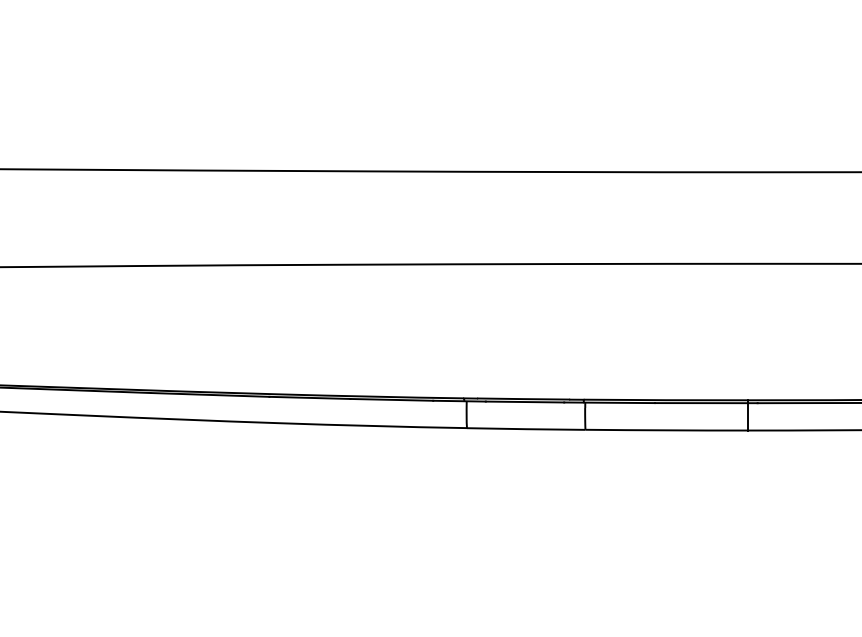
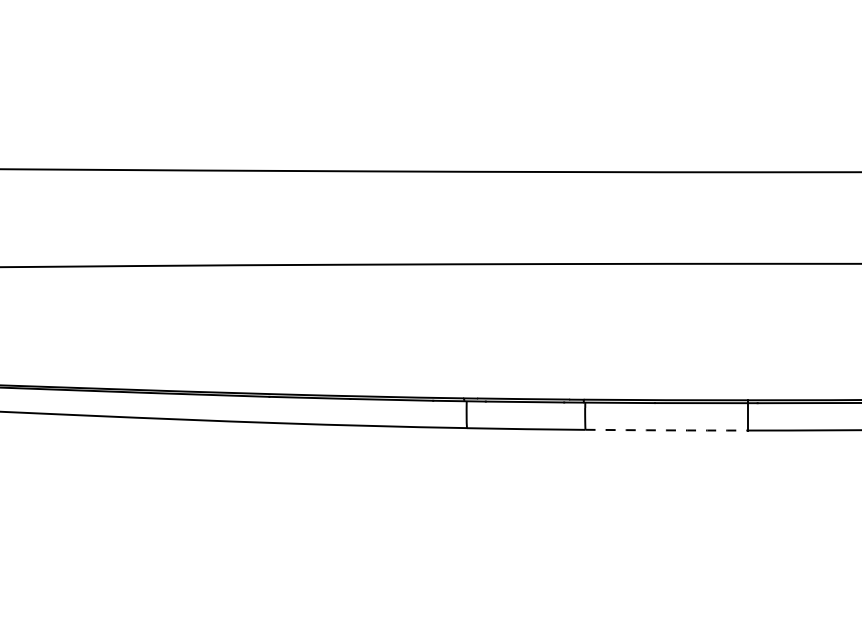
arc: solid -> dashed (666, 430)
